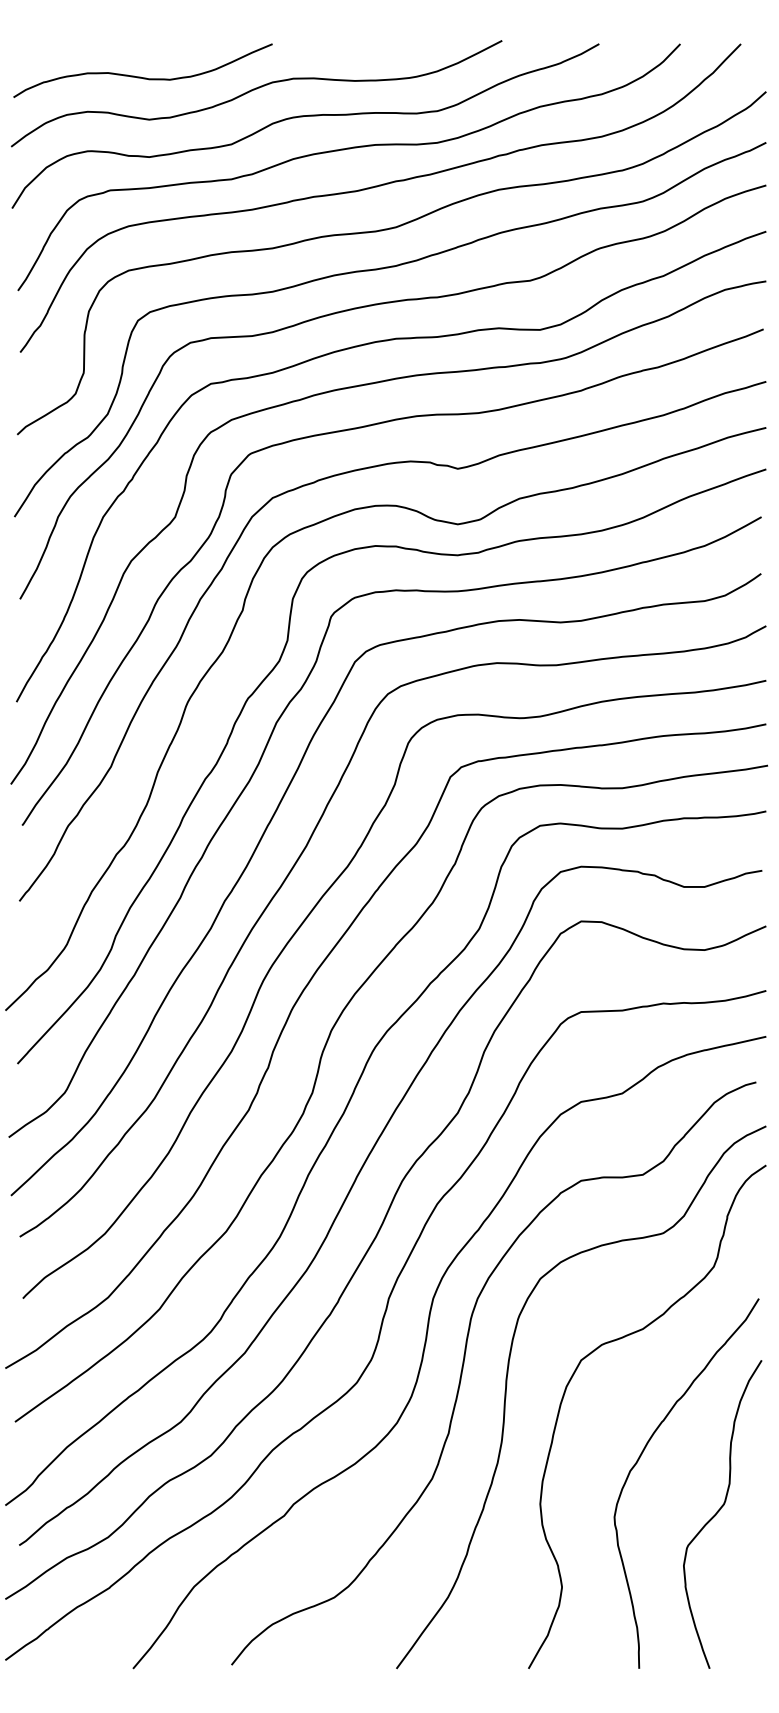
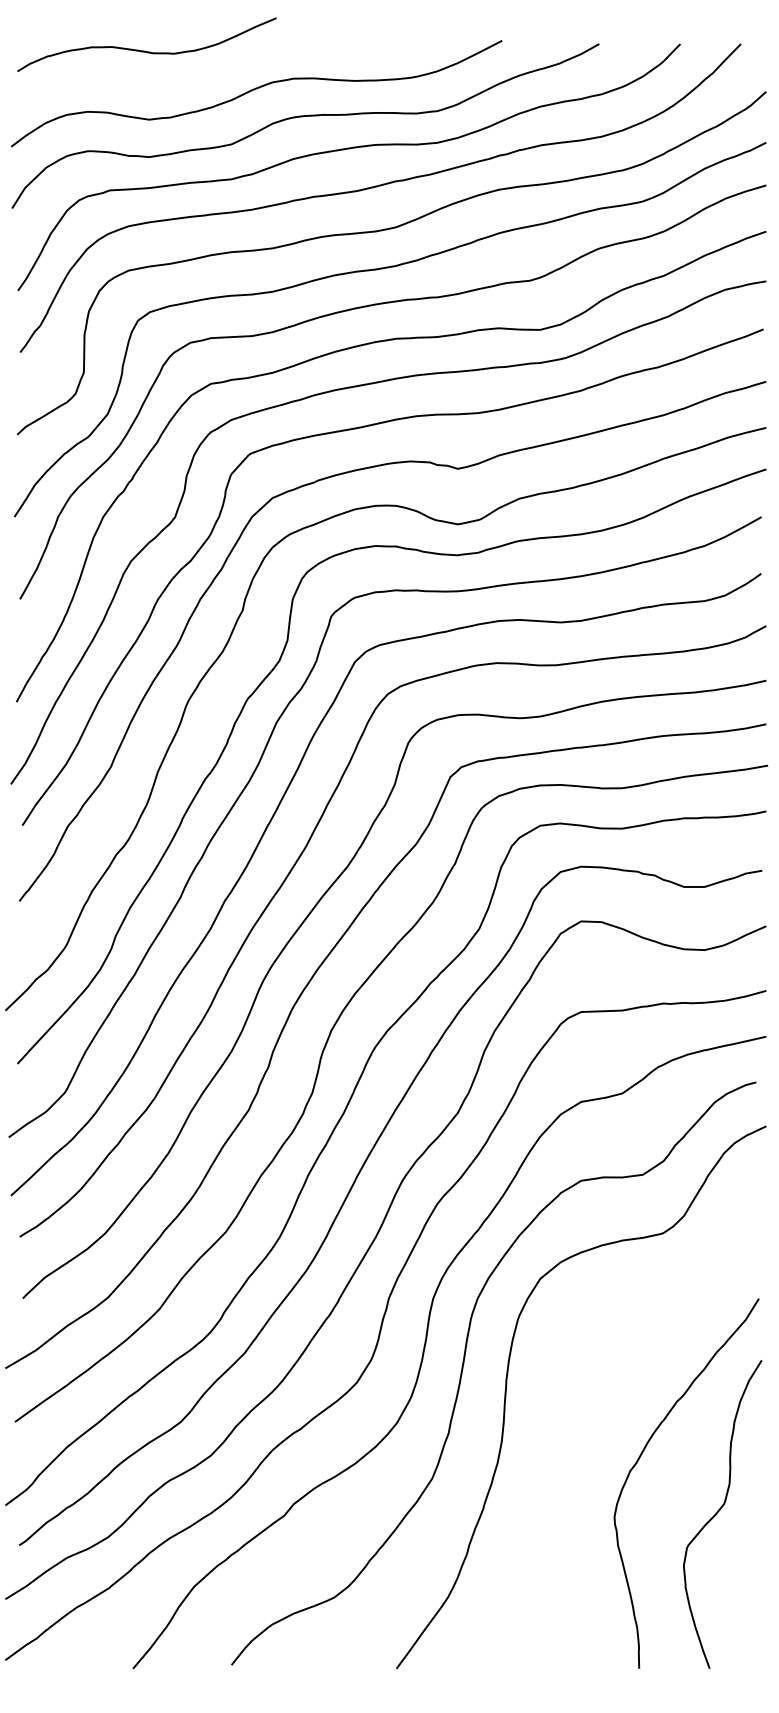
curve position: (140, 76) -> (144, 50) (144, 50)
curve: present -> none (620, 1339)
